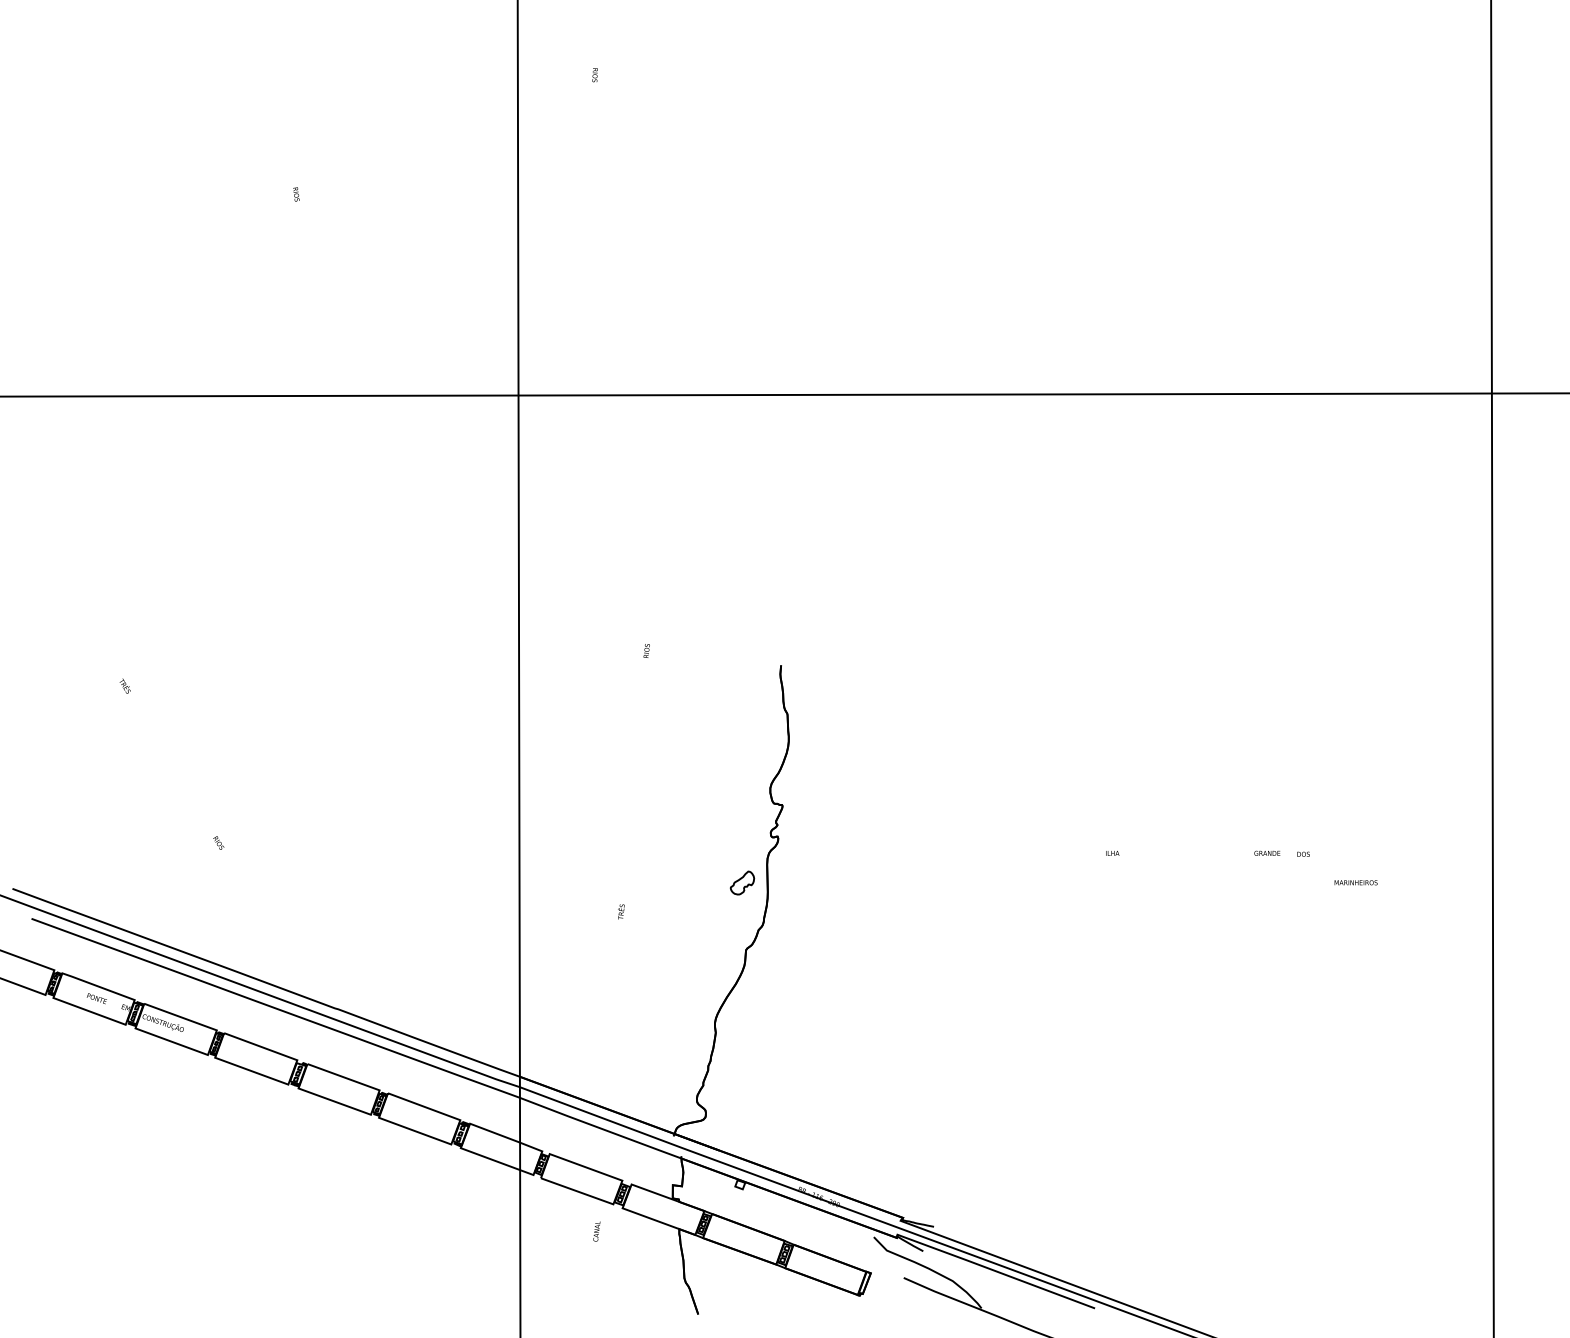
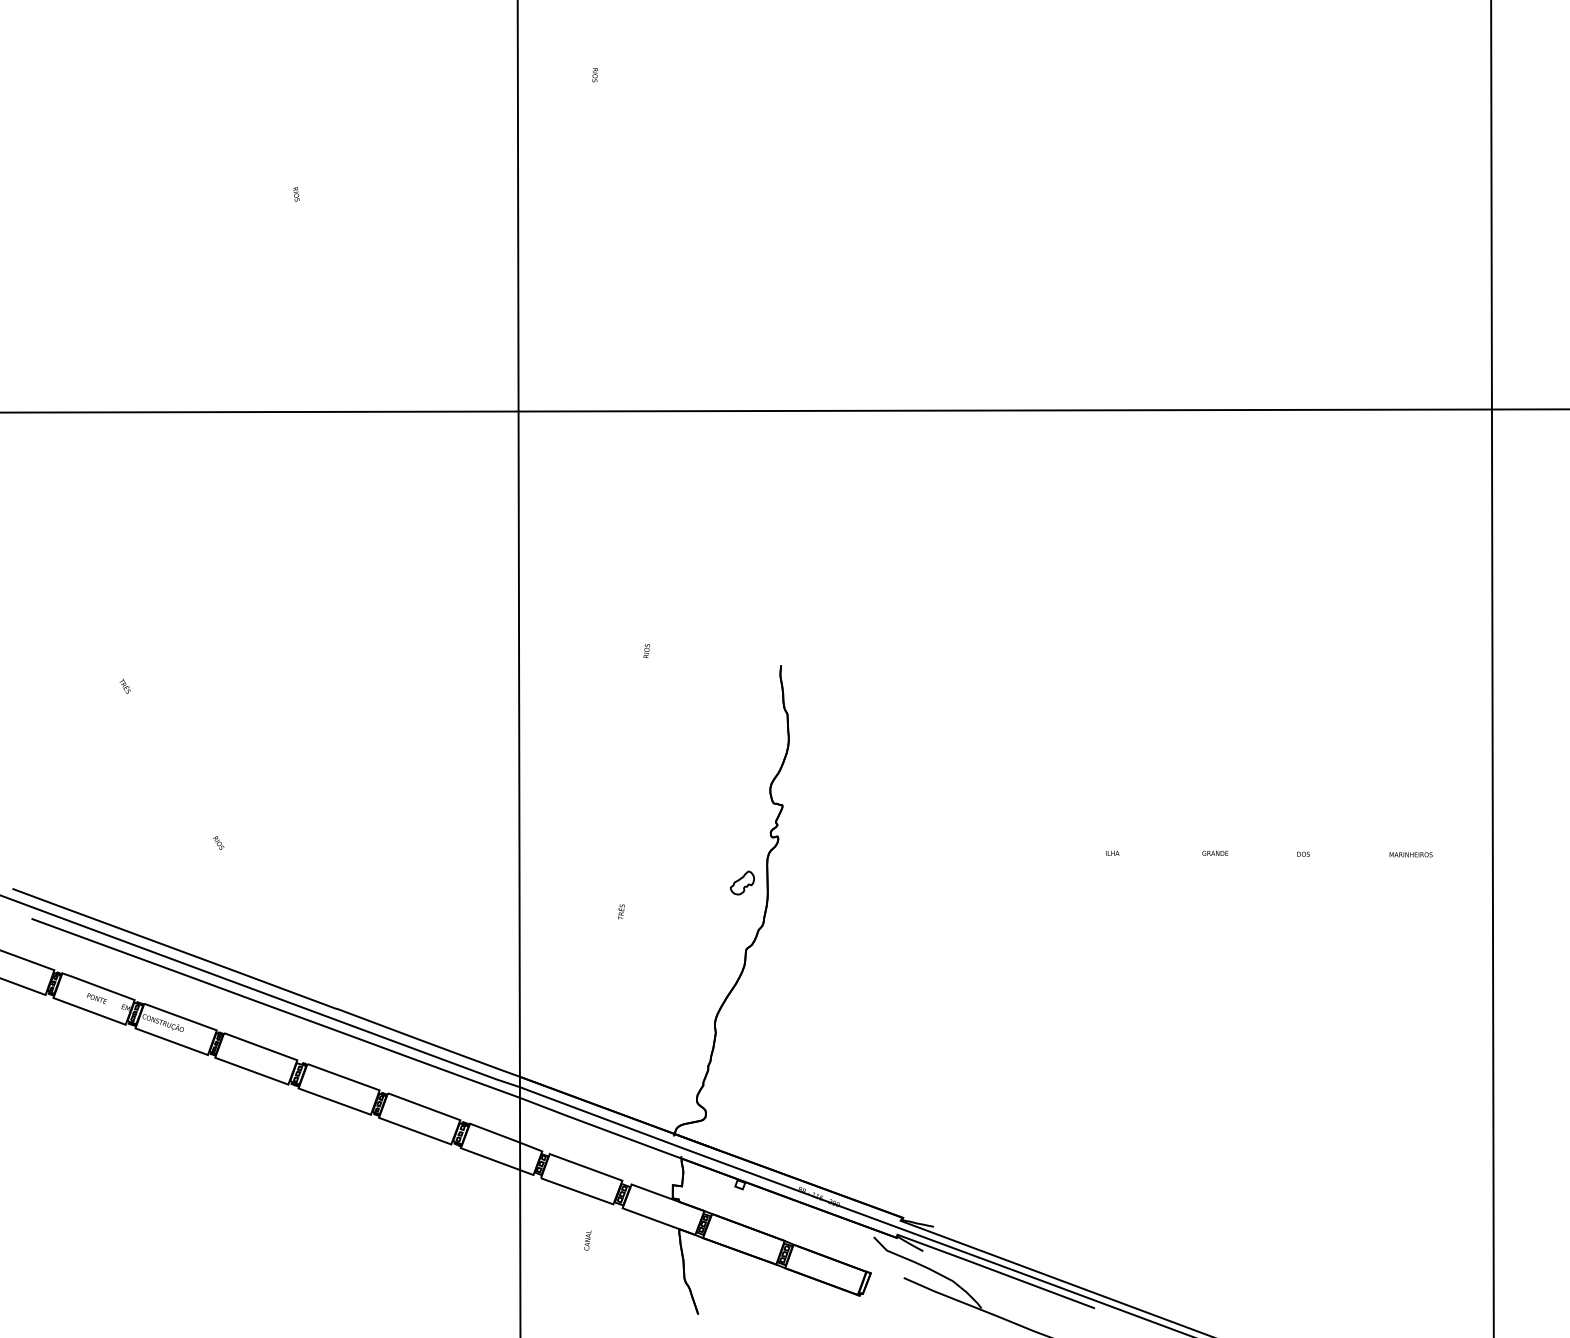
line position: (784, 394) -> (784, 410) (784, 410)
text position: (1267, 852) -> (1215, 852) (1215, 852)
text position: (1355, 882) -> (1410, 854) (1410, 854)
text position: (596, 1231) -> (587, 1240) (587, 1240)
